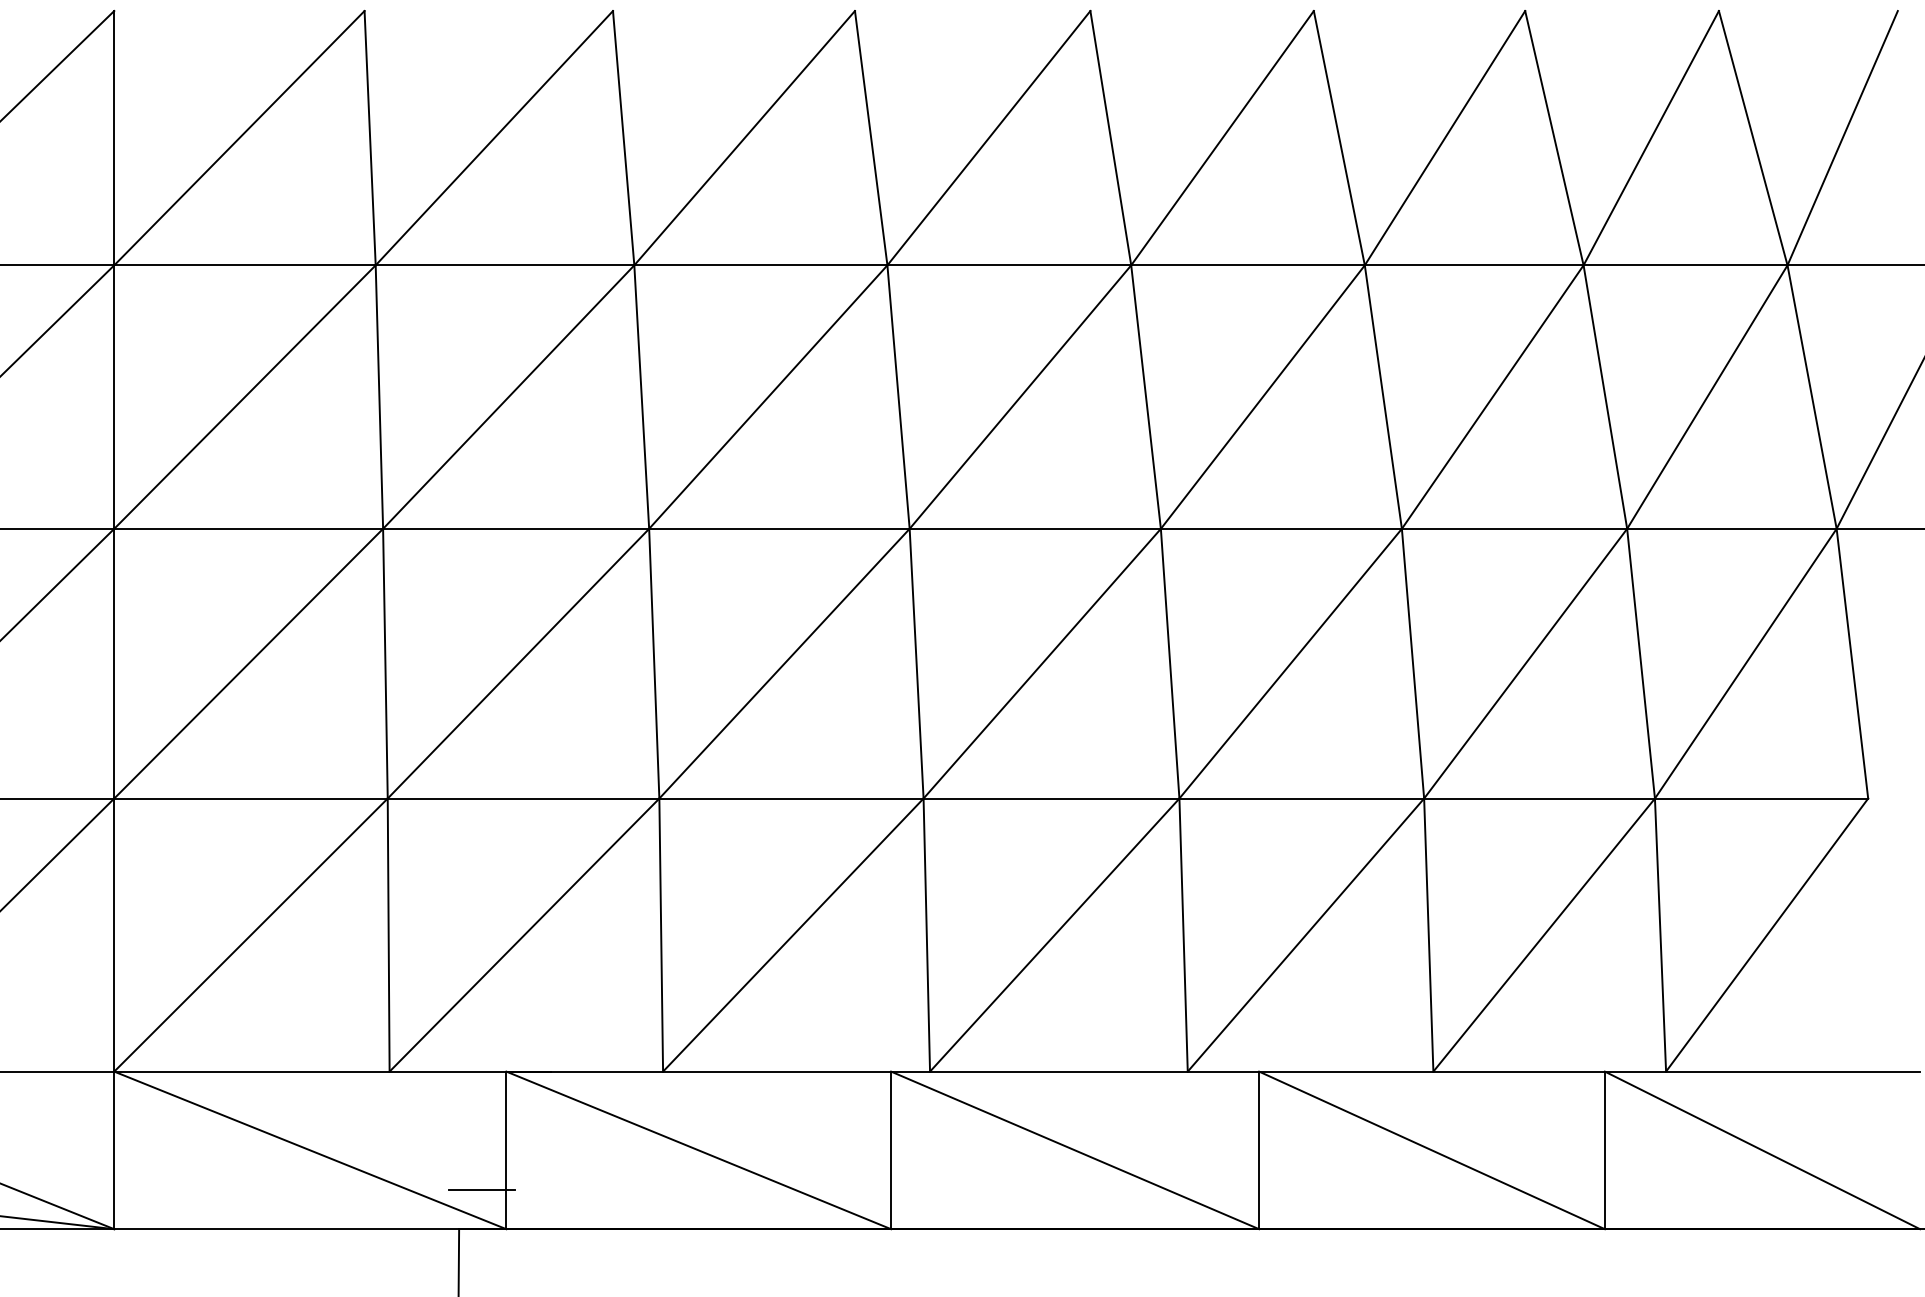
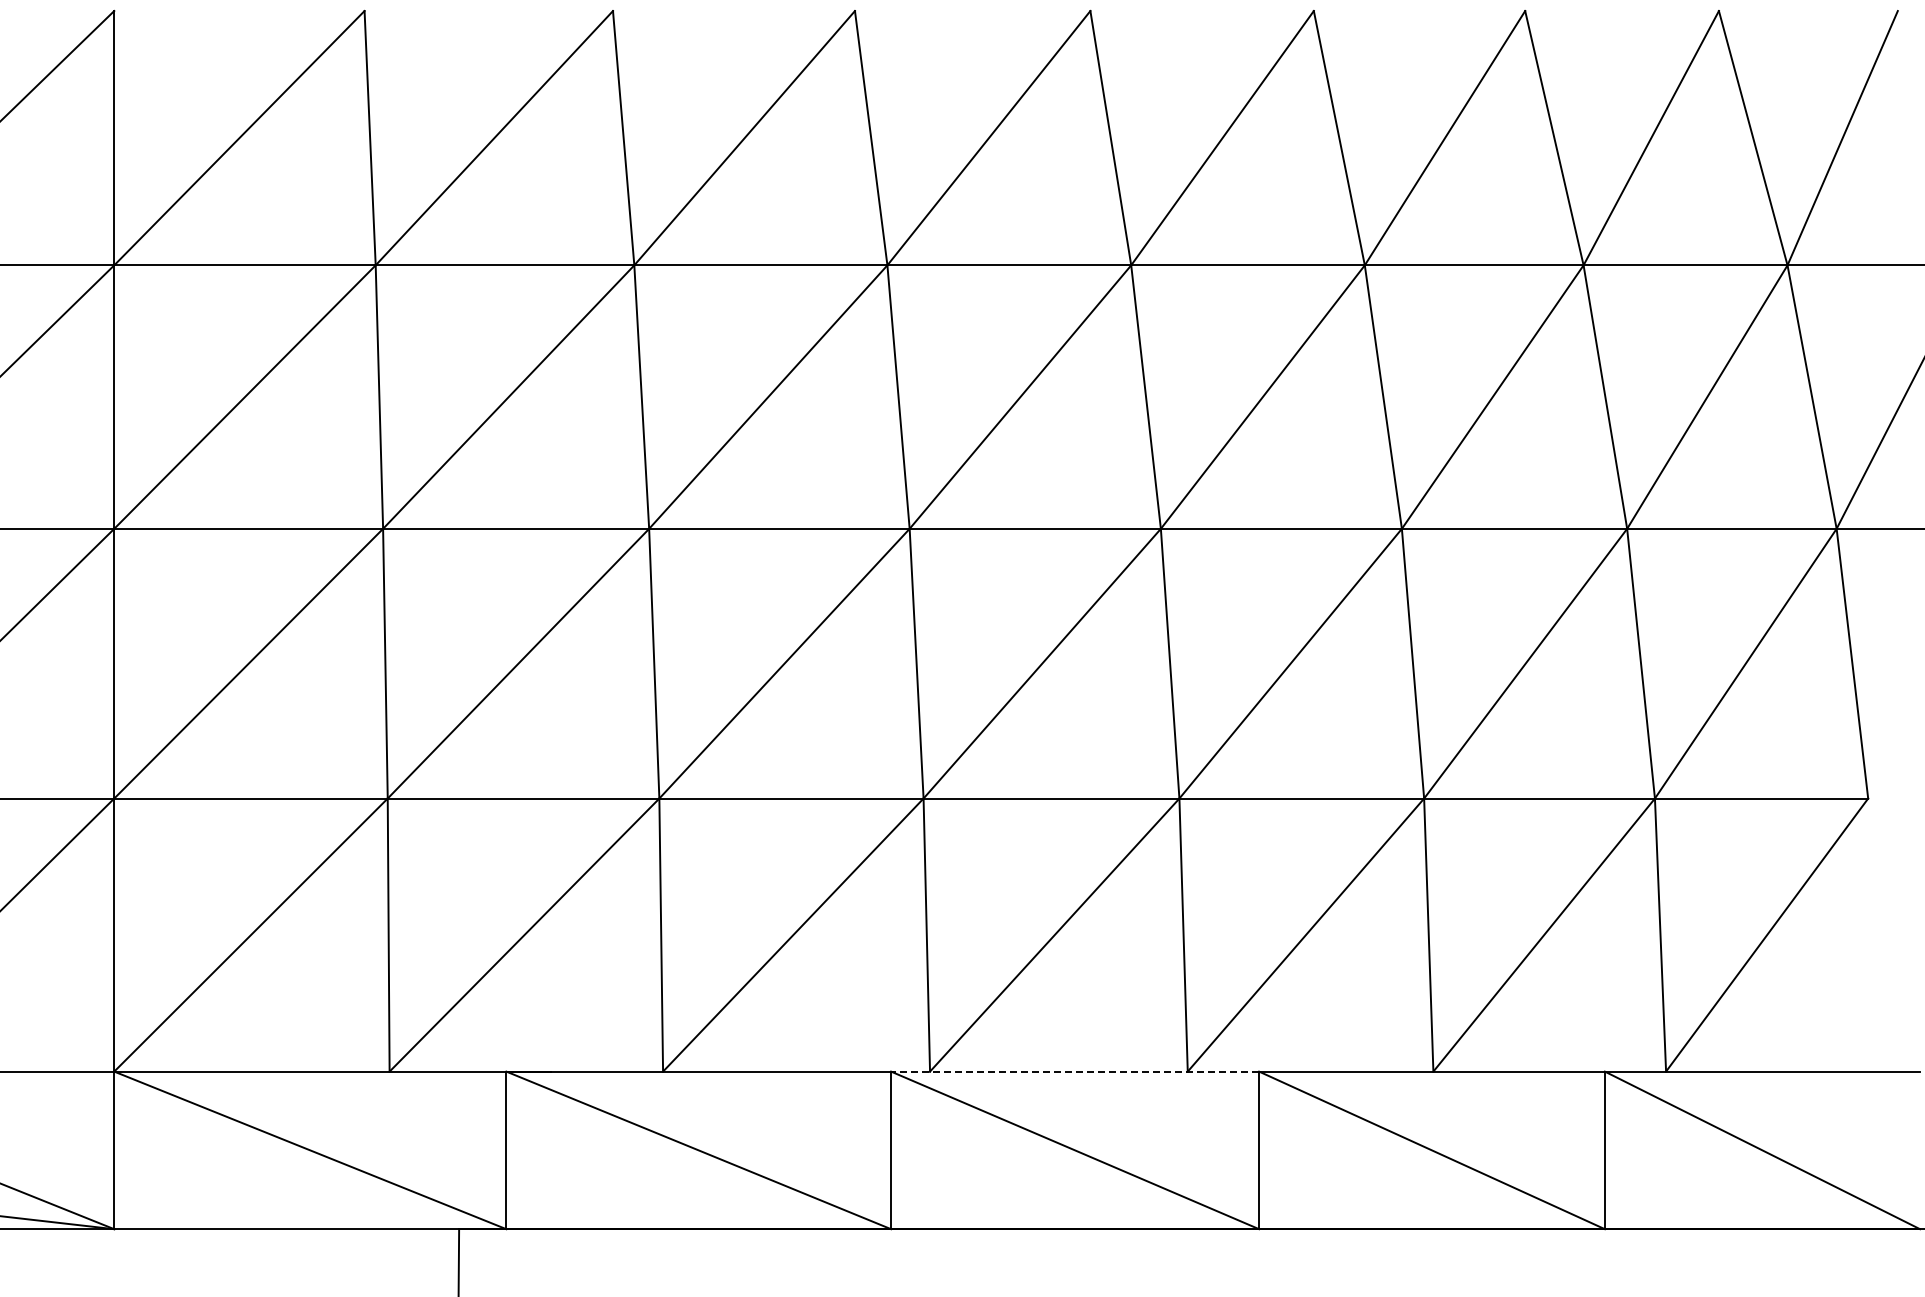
line: solid -> dashed (1074, 1071)
line: present -> none (481, 1189)
